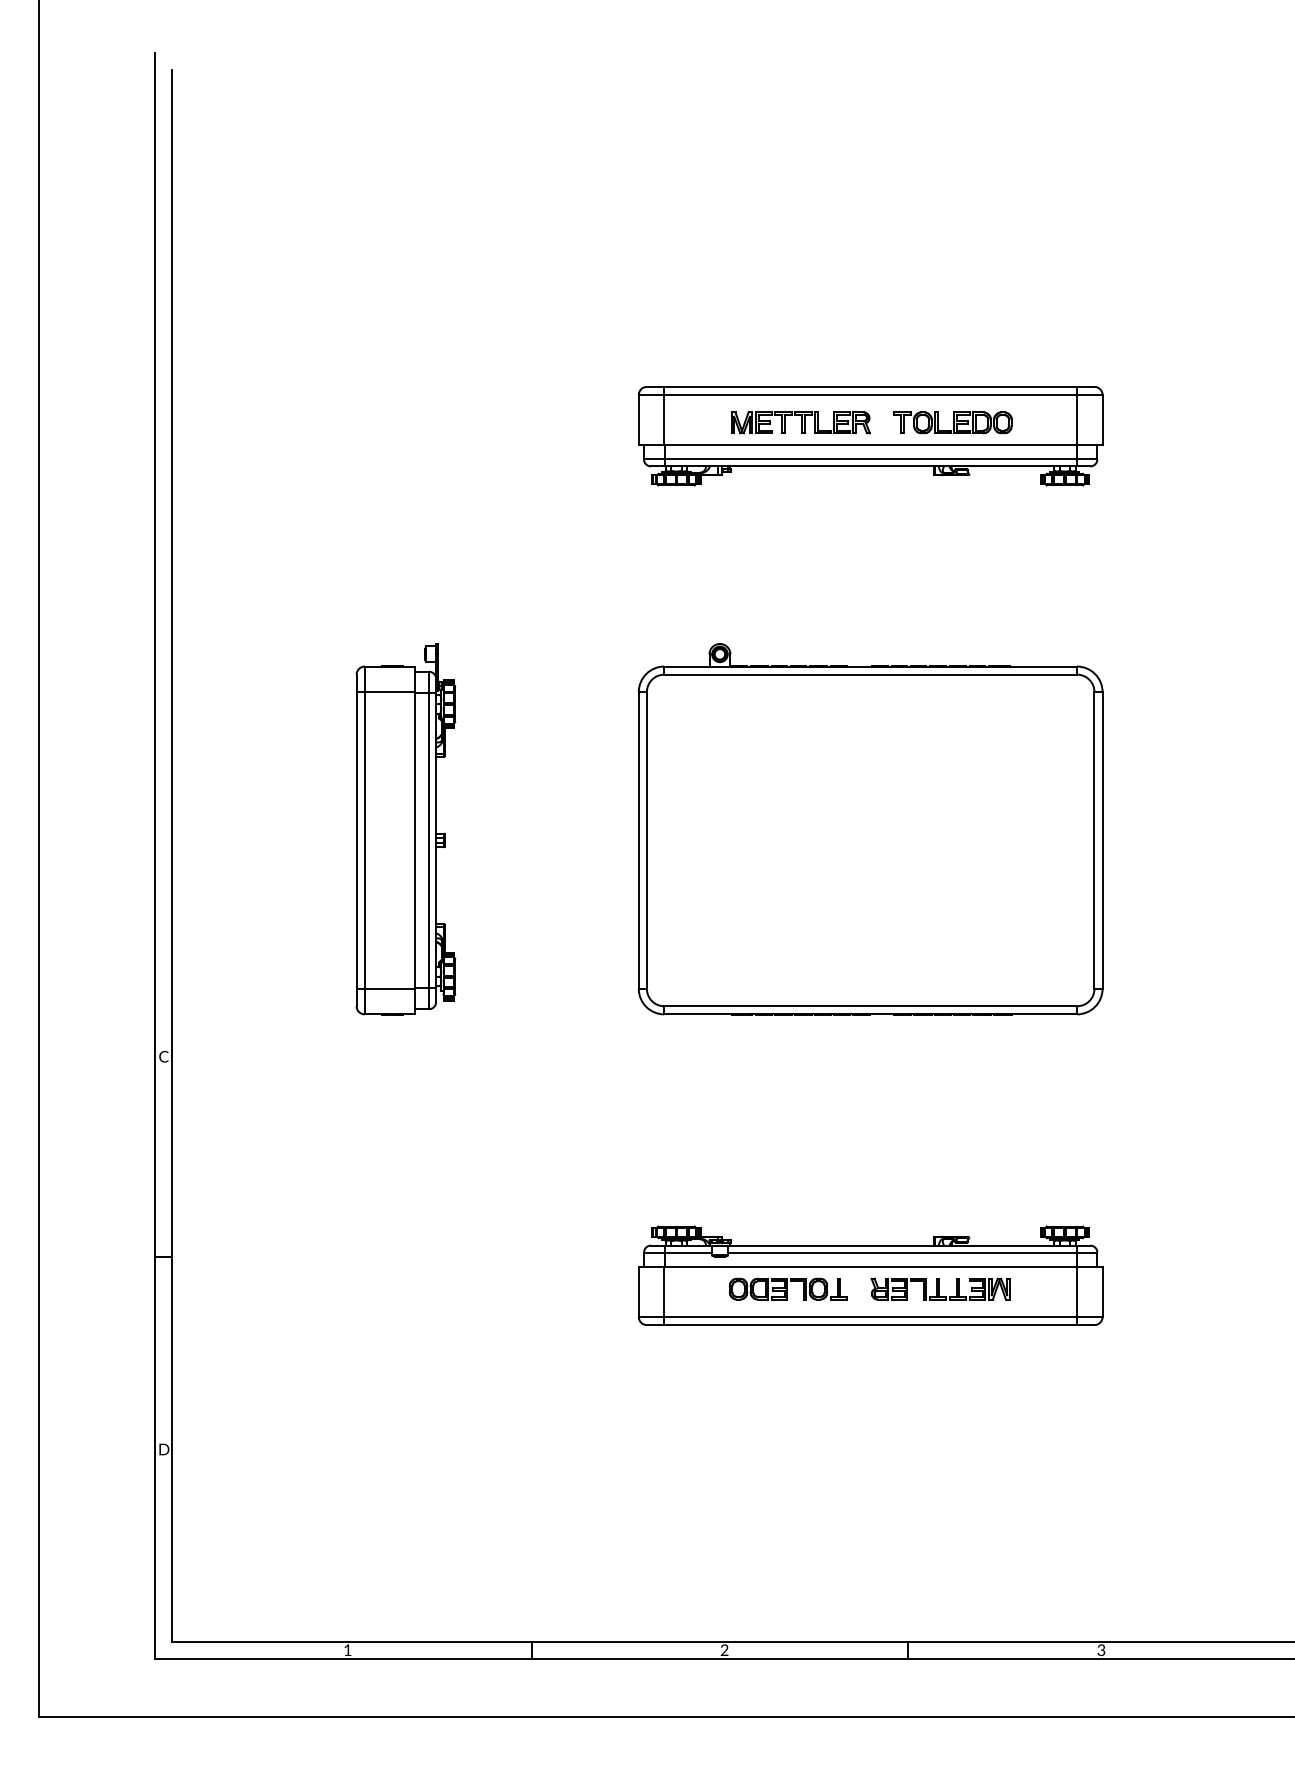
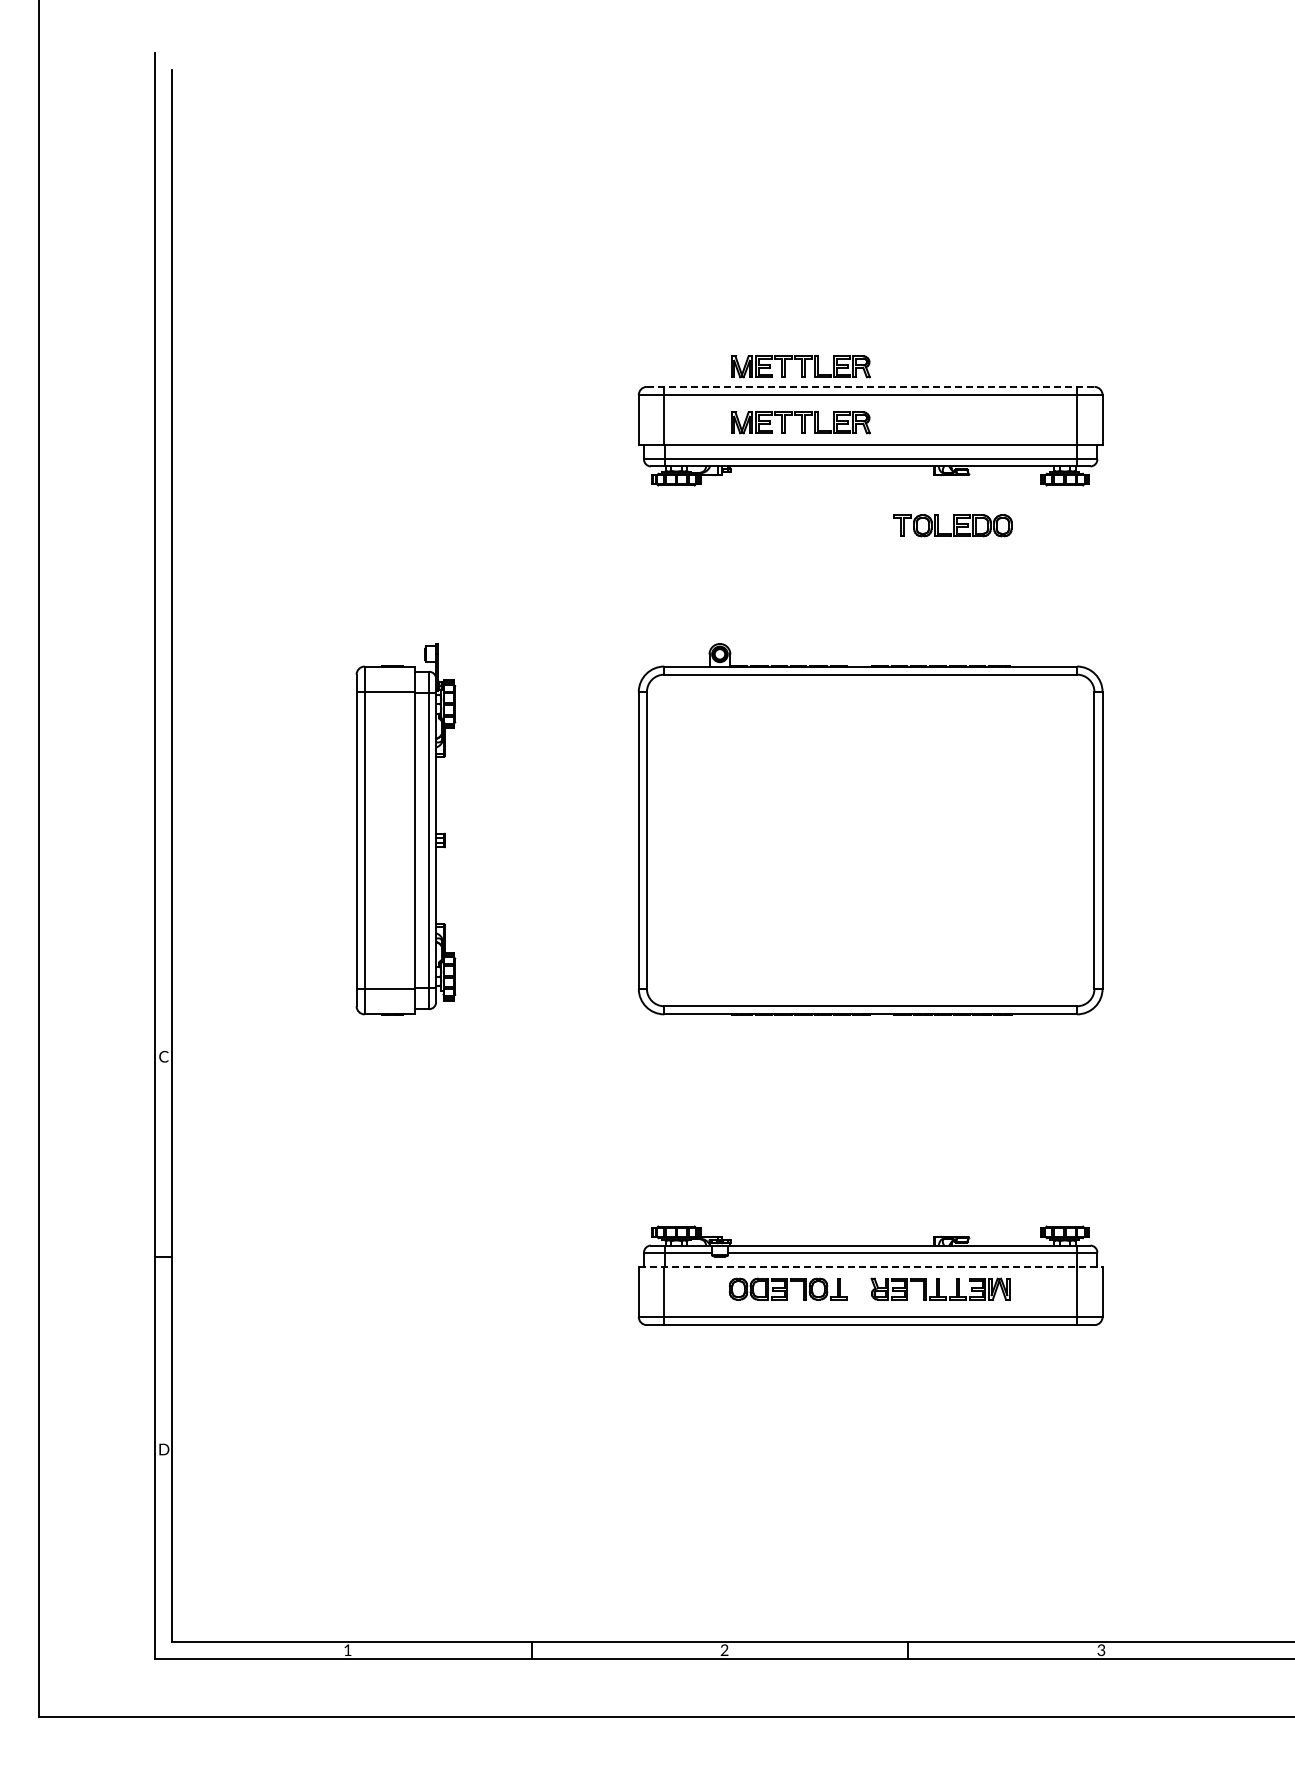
part: none -> present (800, 366)
line: solid -> dashed (870, 386)
part position: (952, 422) -> (952, 525) (952, 525)
line: solid -> dashed (870, 1267)
